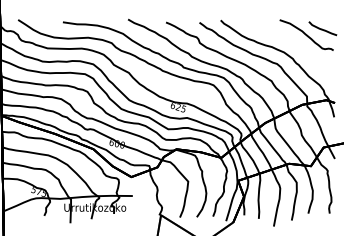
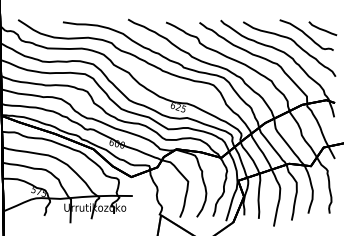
curve: none -> present (294, 43)
